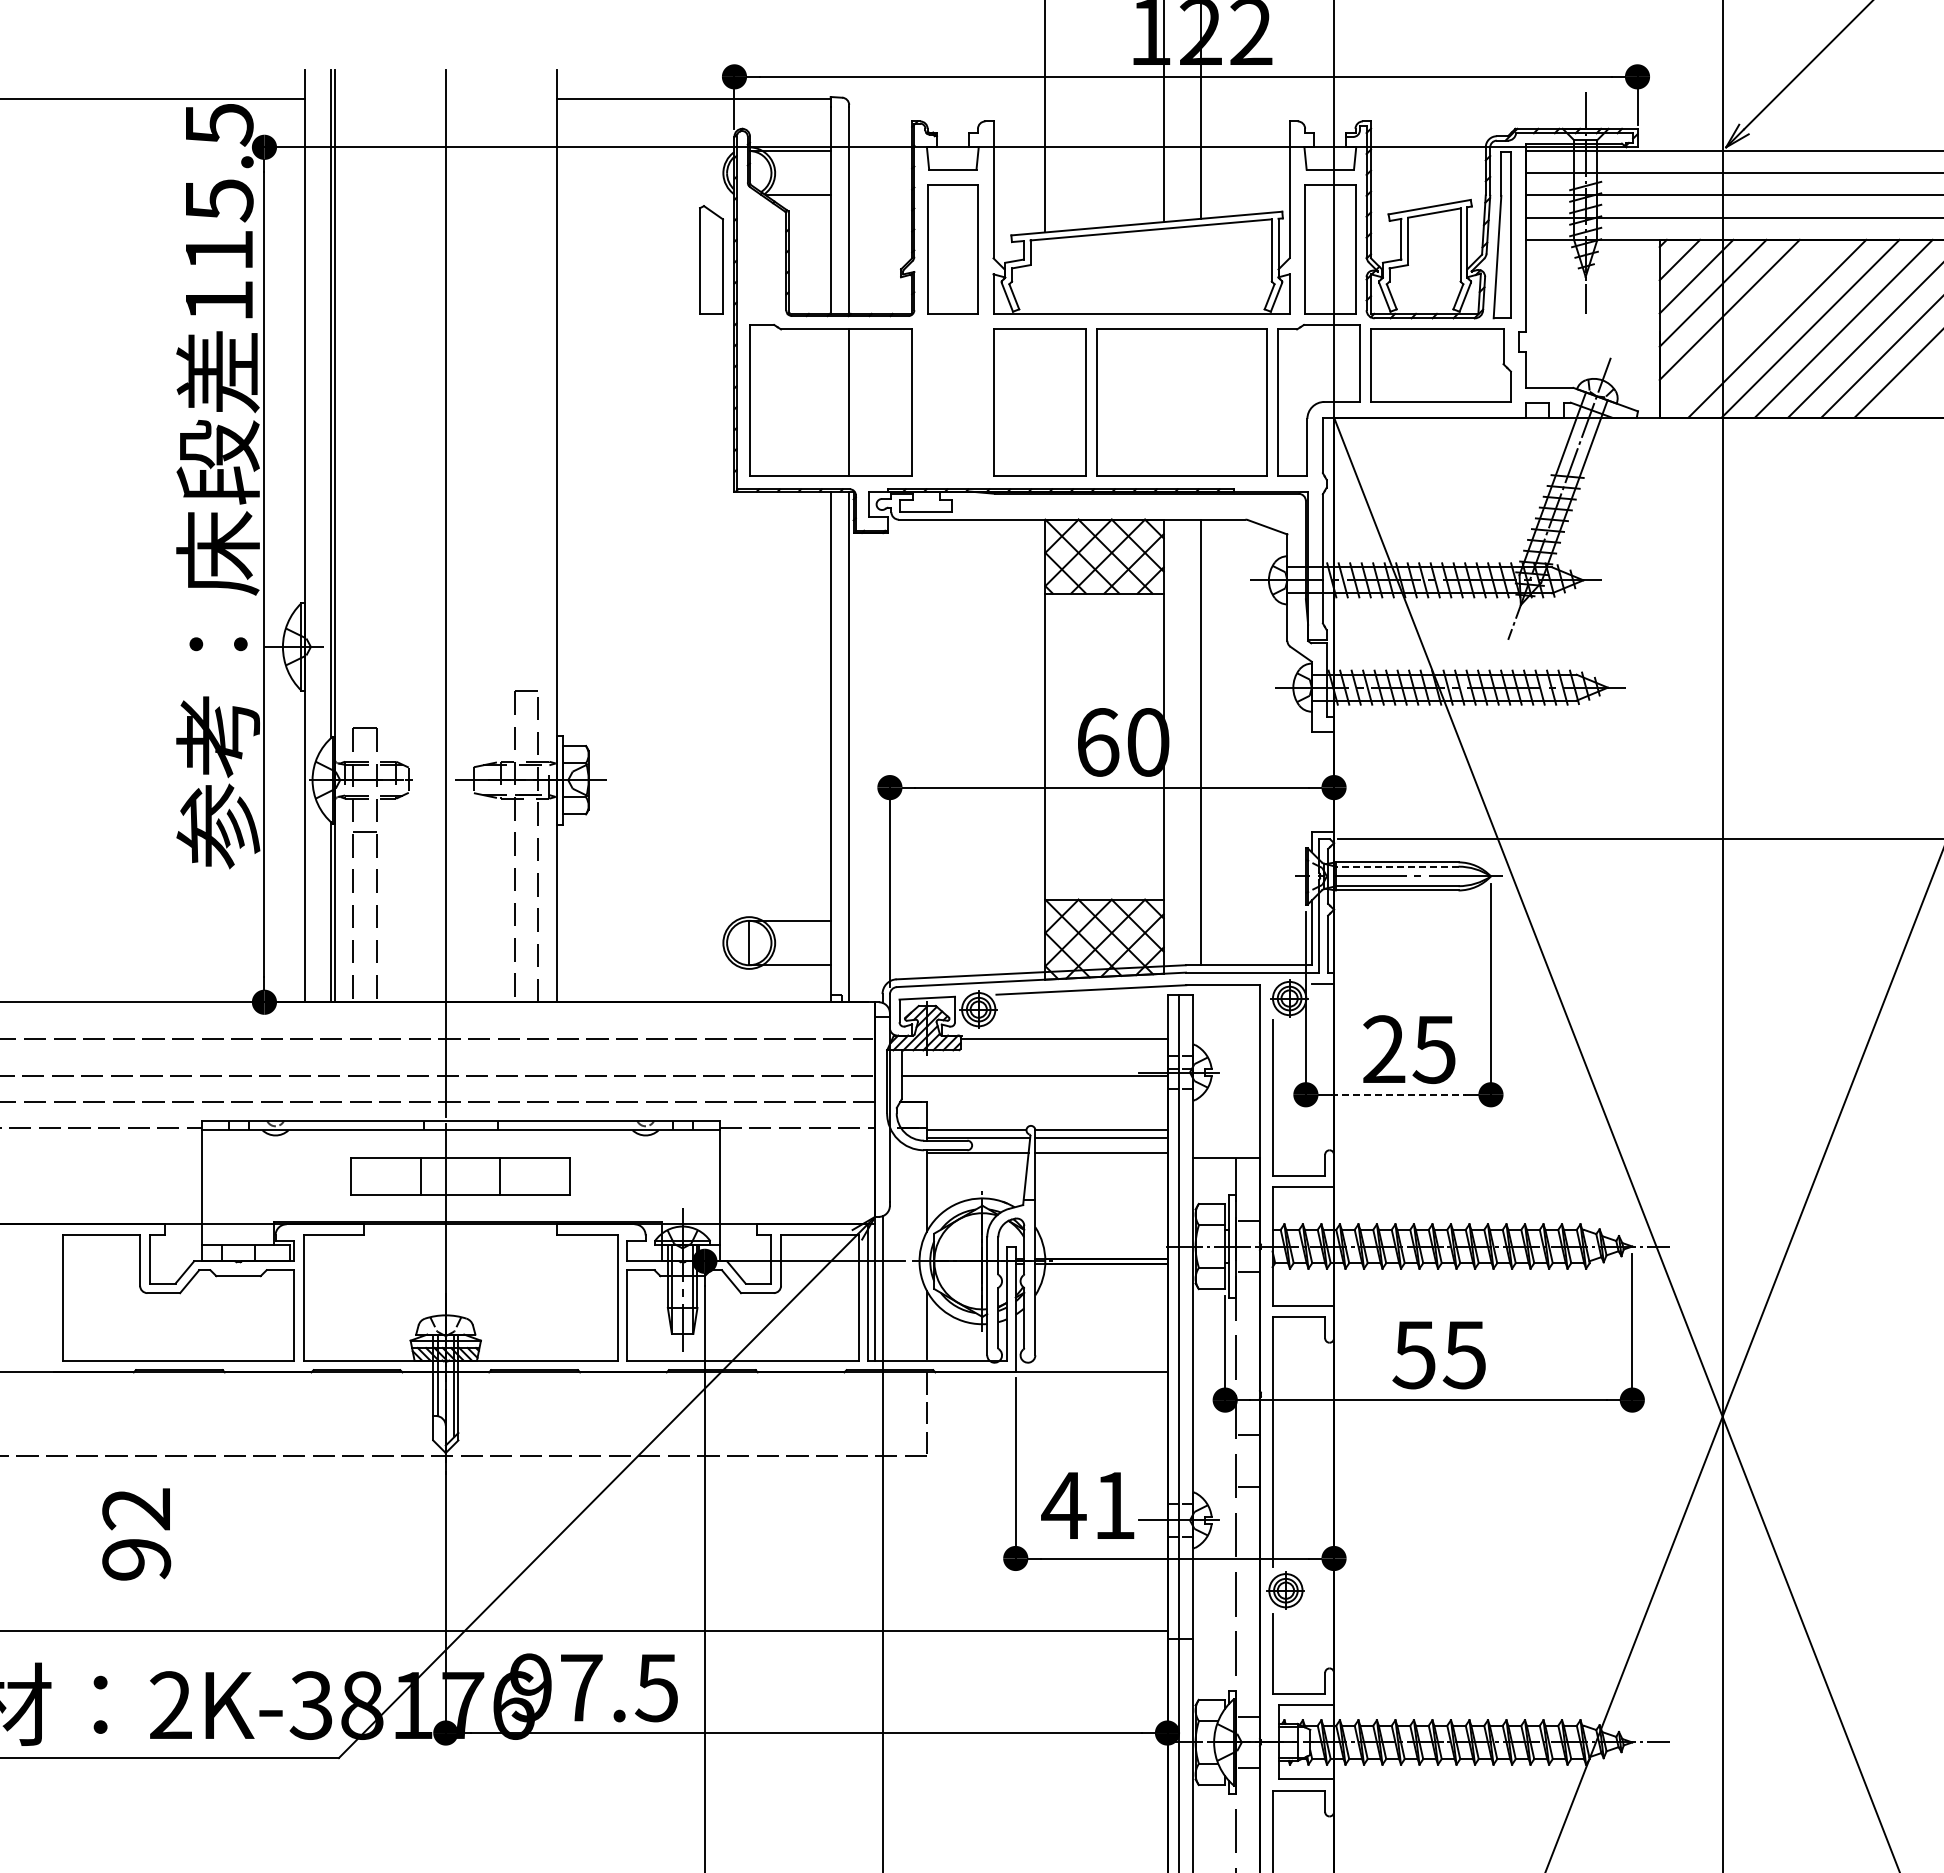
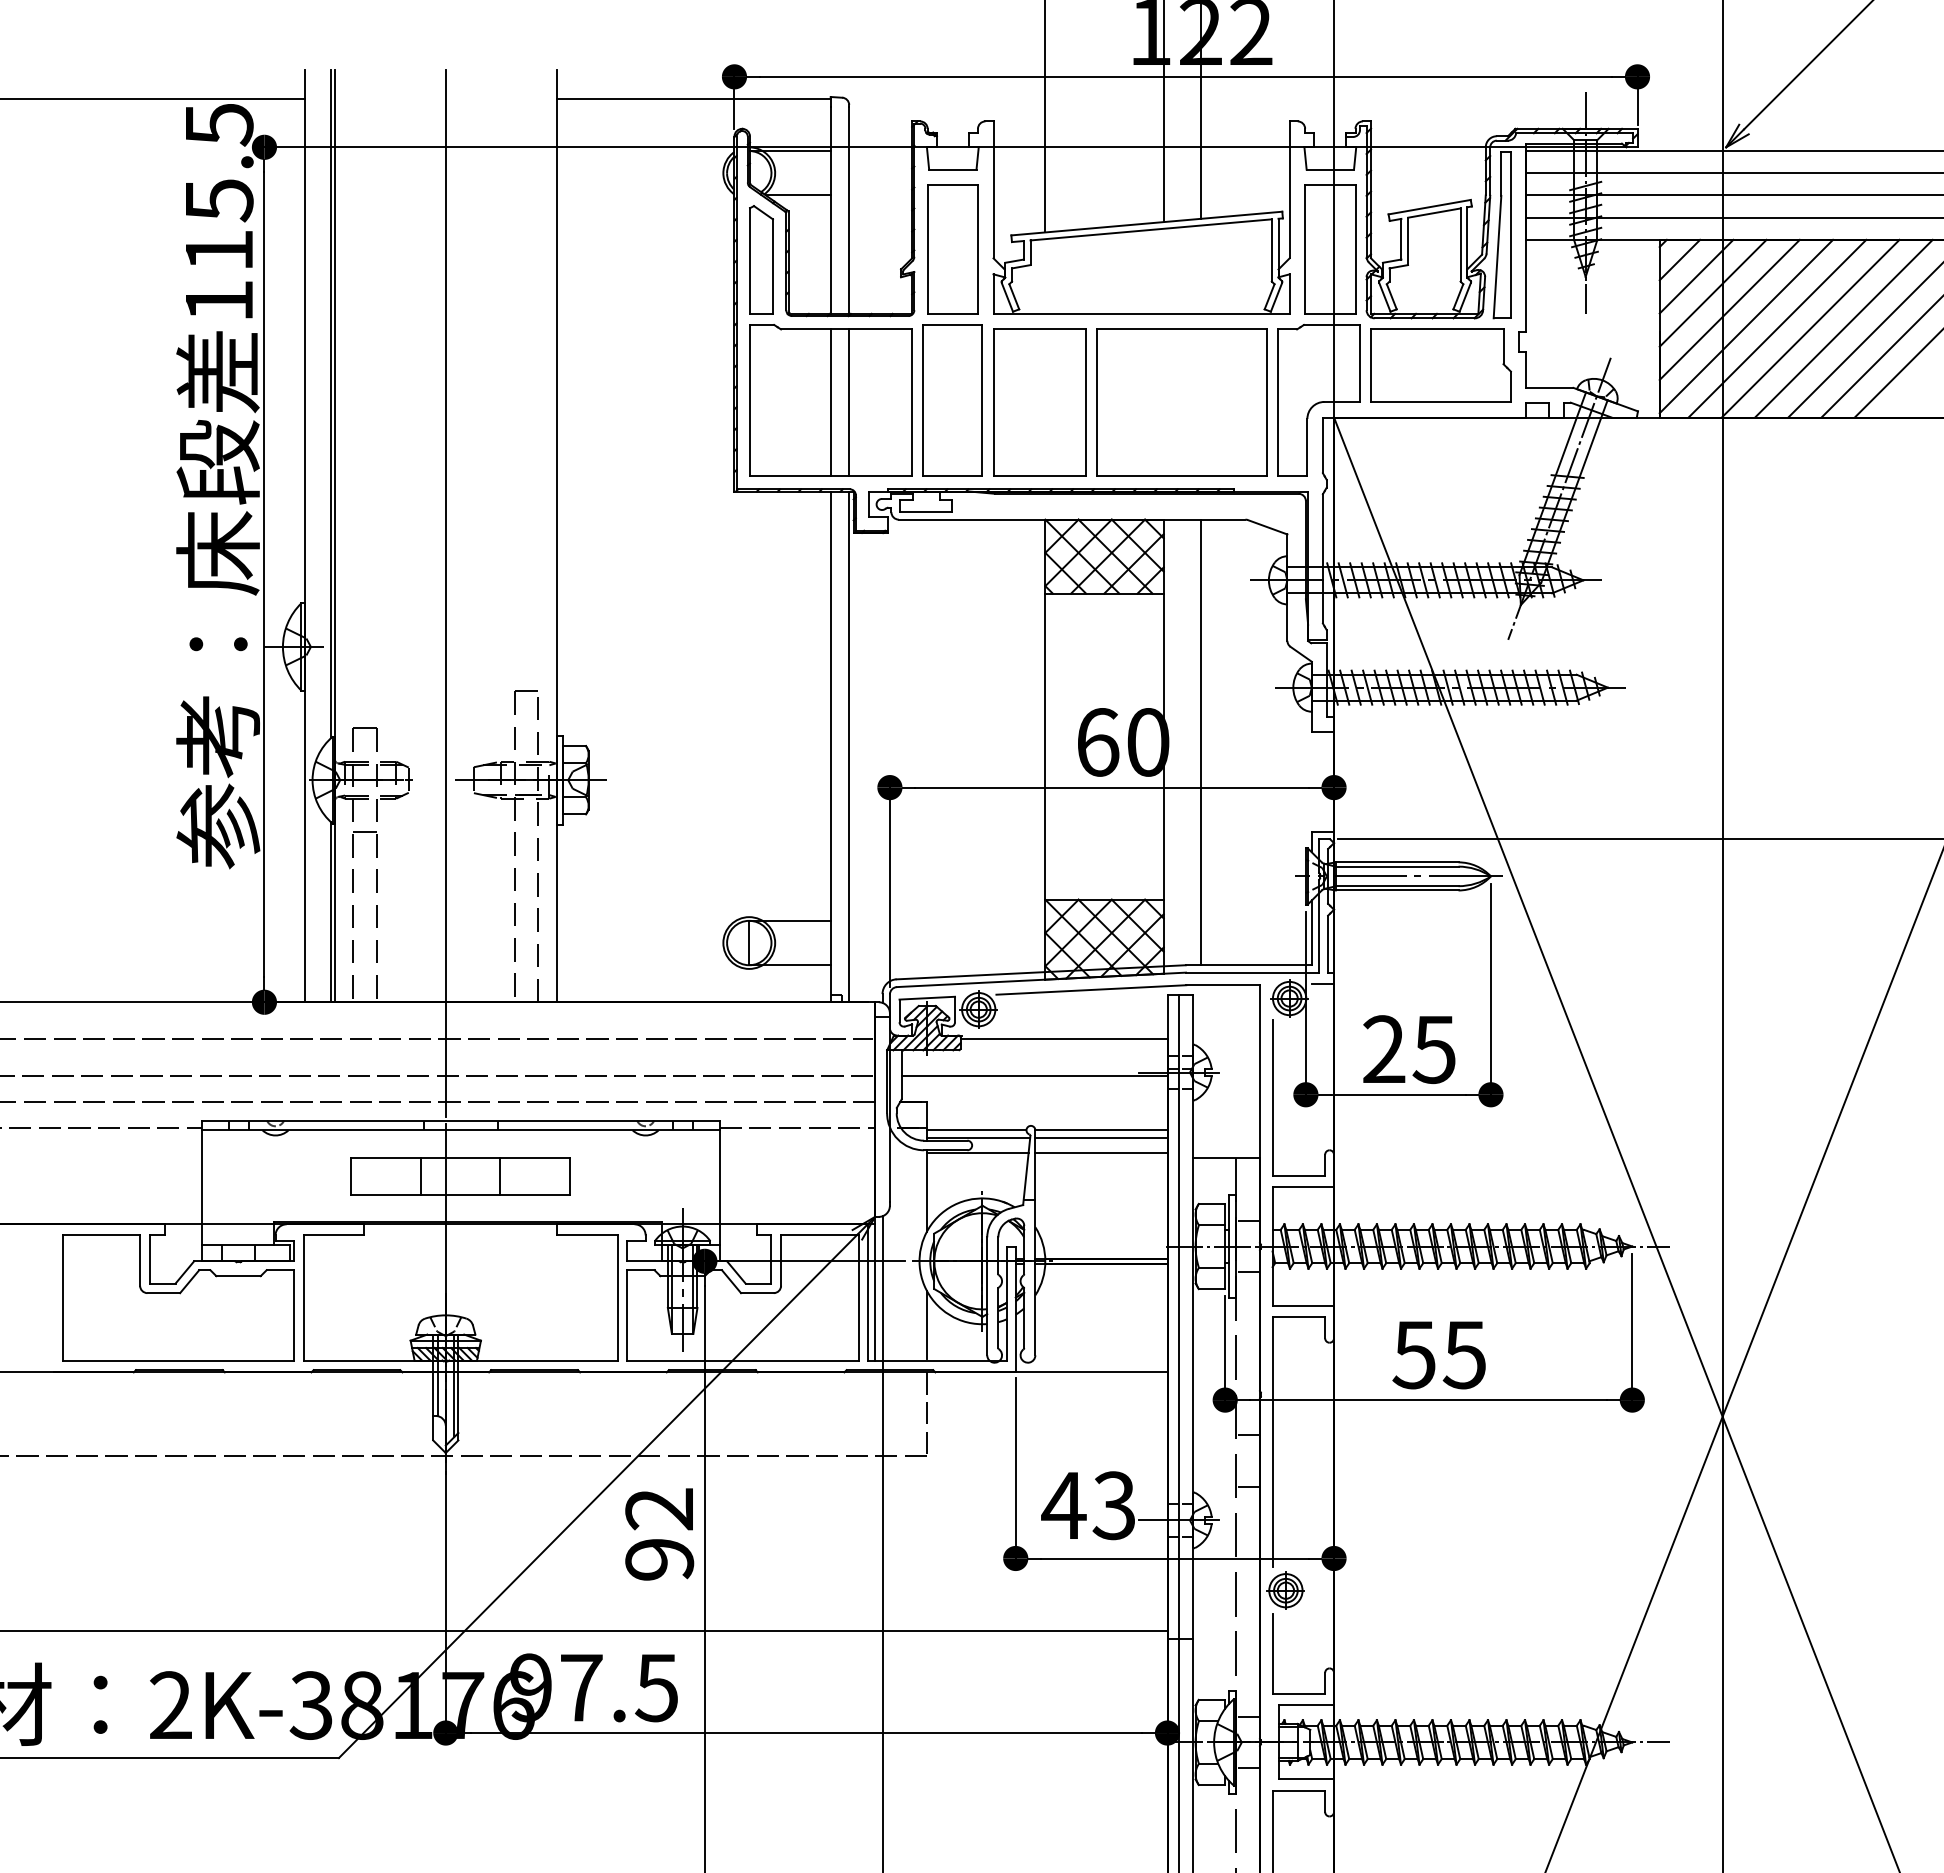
part position: (711, 259) -> (761, 259) (761, 259)
line: none -> present (1746, 326)
part: none -> present (952, 400)
line: none -> present (830, 402)
line: dashed -> solid (1396, 866)
line: dashed -> solid (1398, 1094)
text: 41 -> 43 (1113, 1505)
text position: (136, 1534) -> (659, 1534) (659, 1534)
